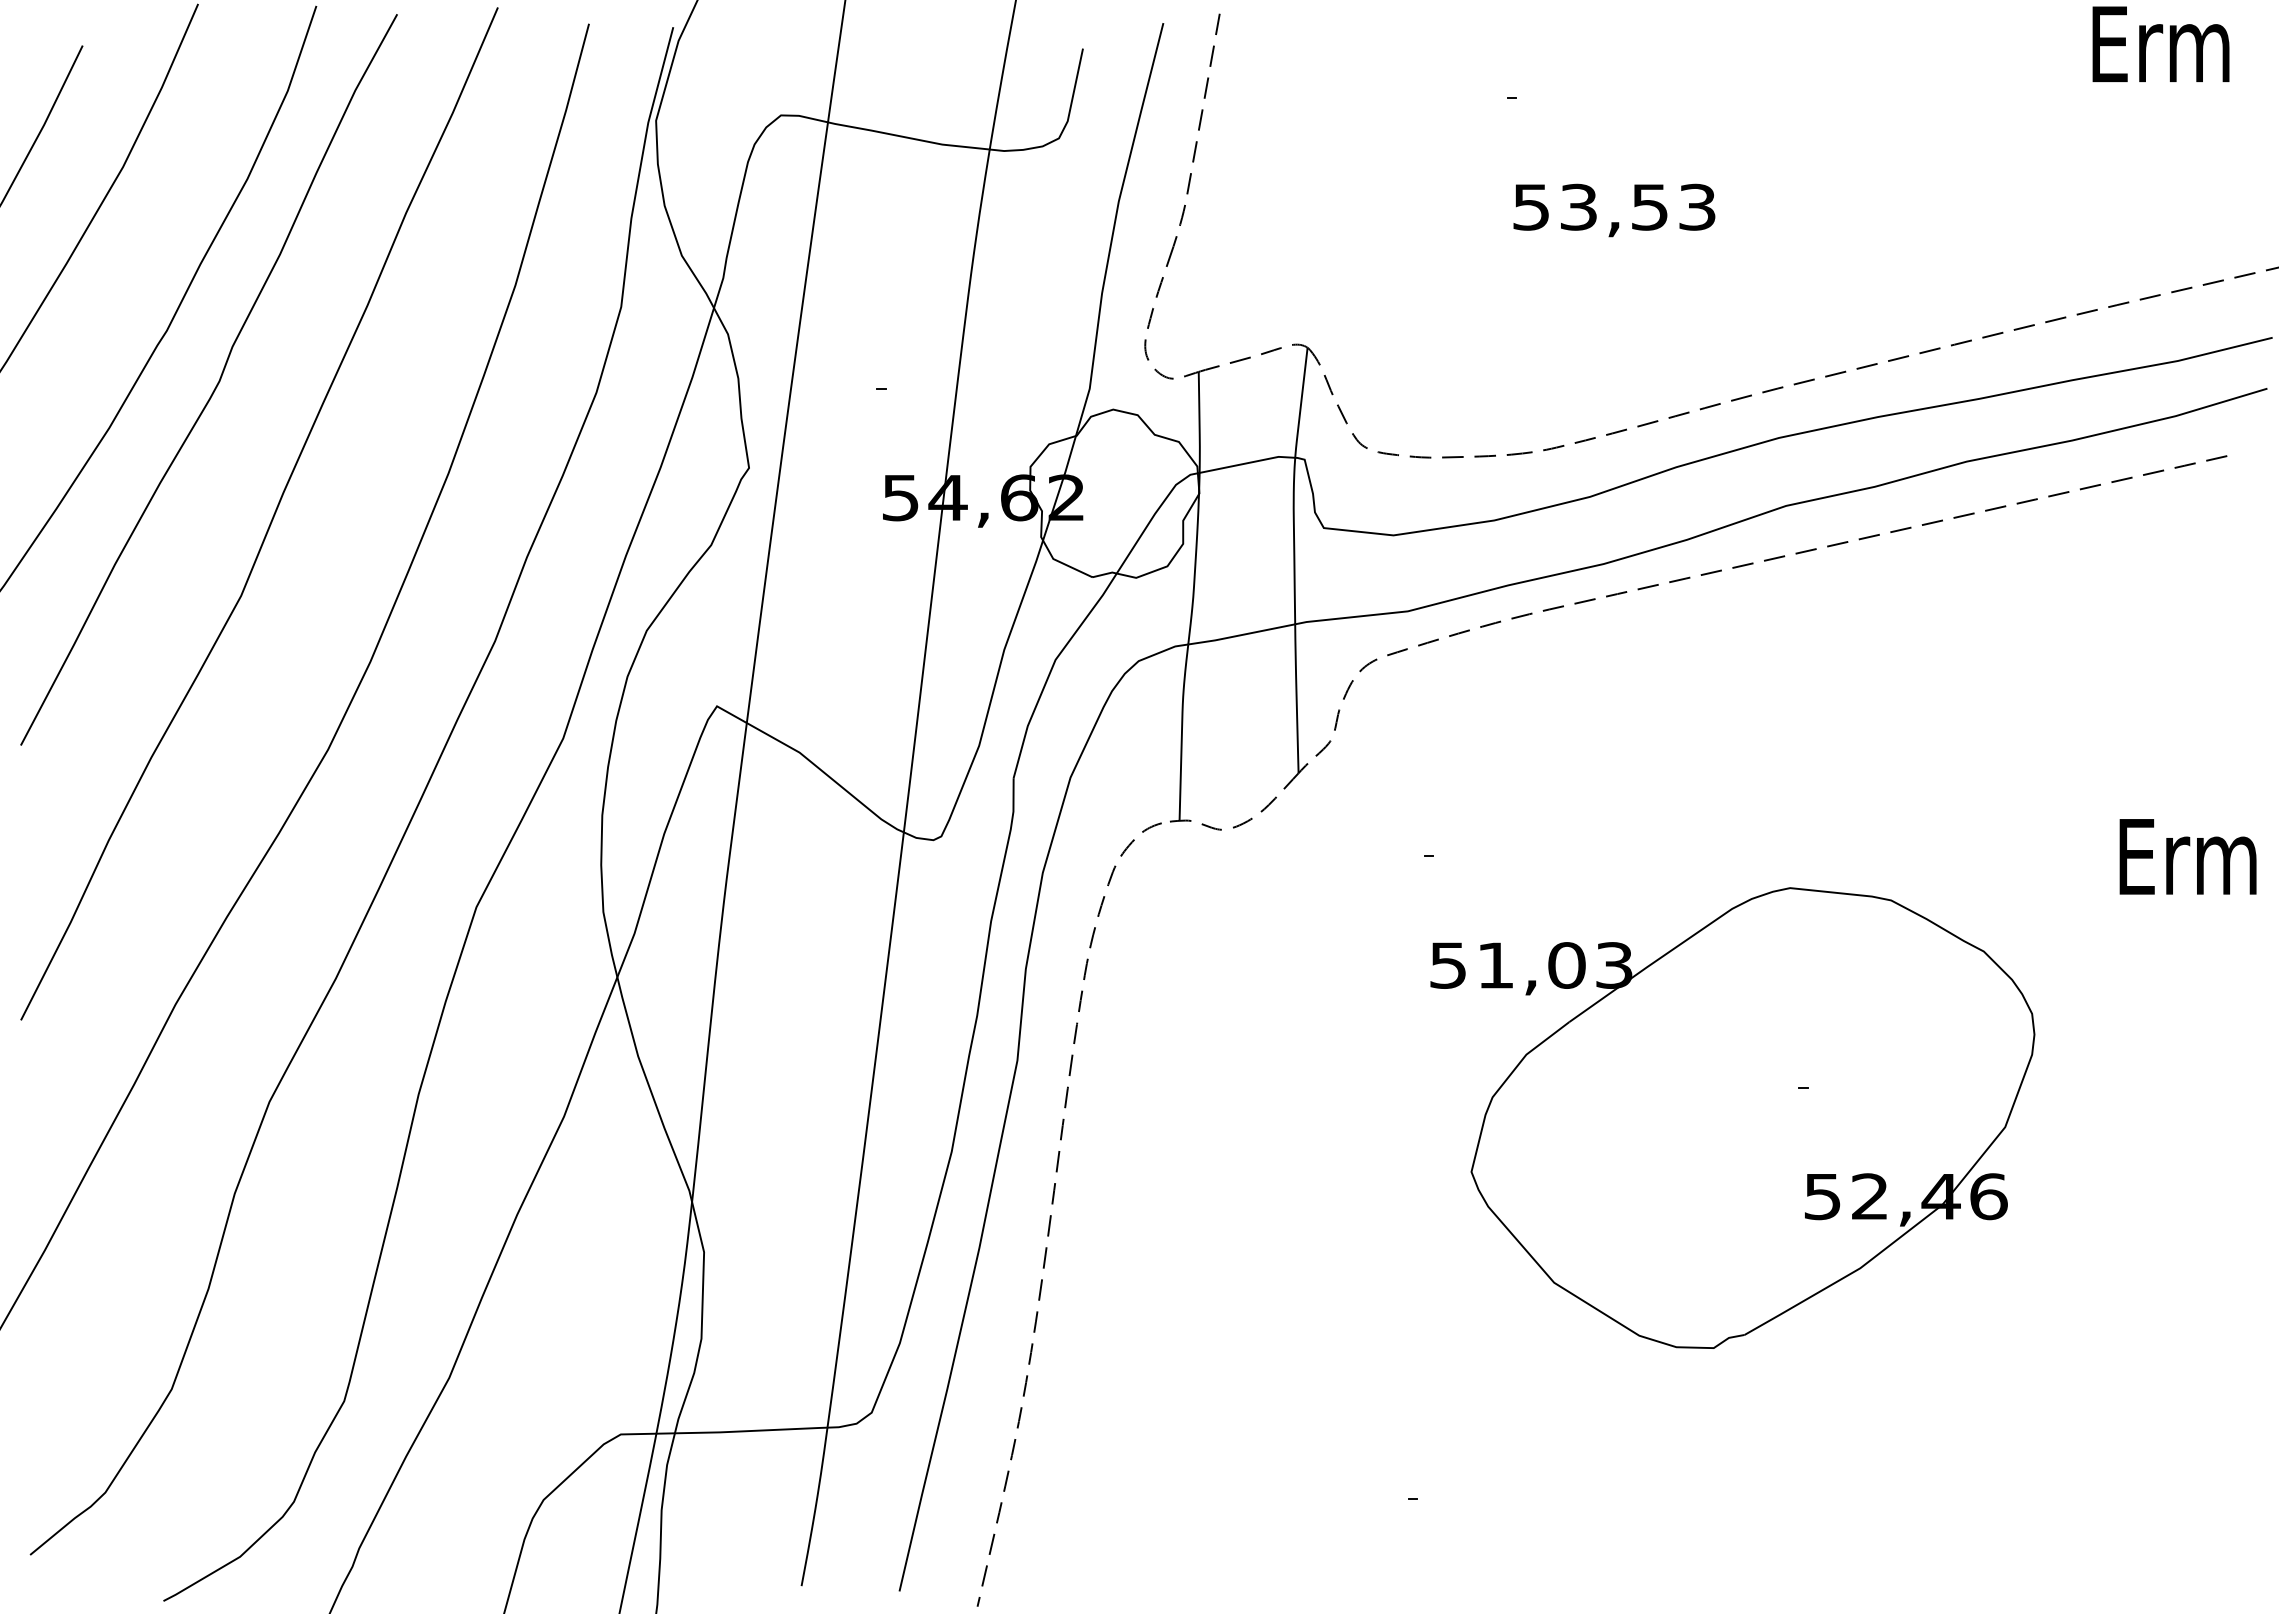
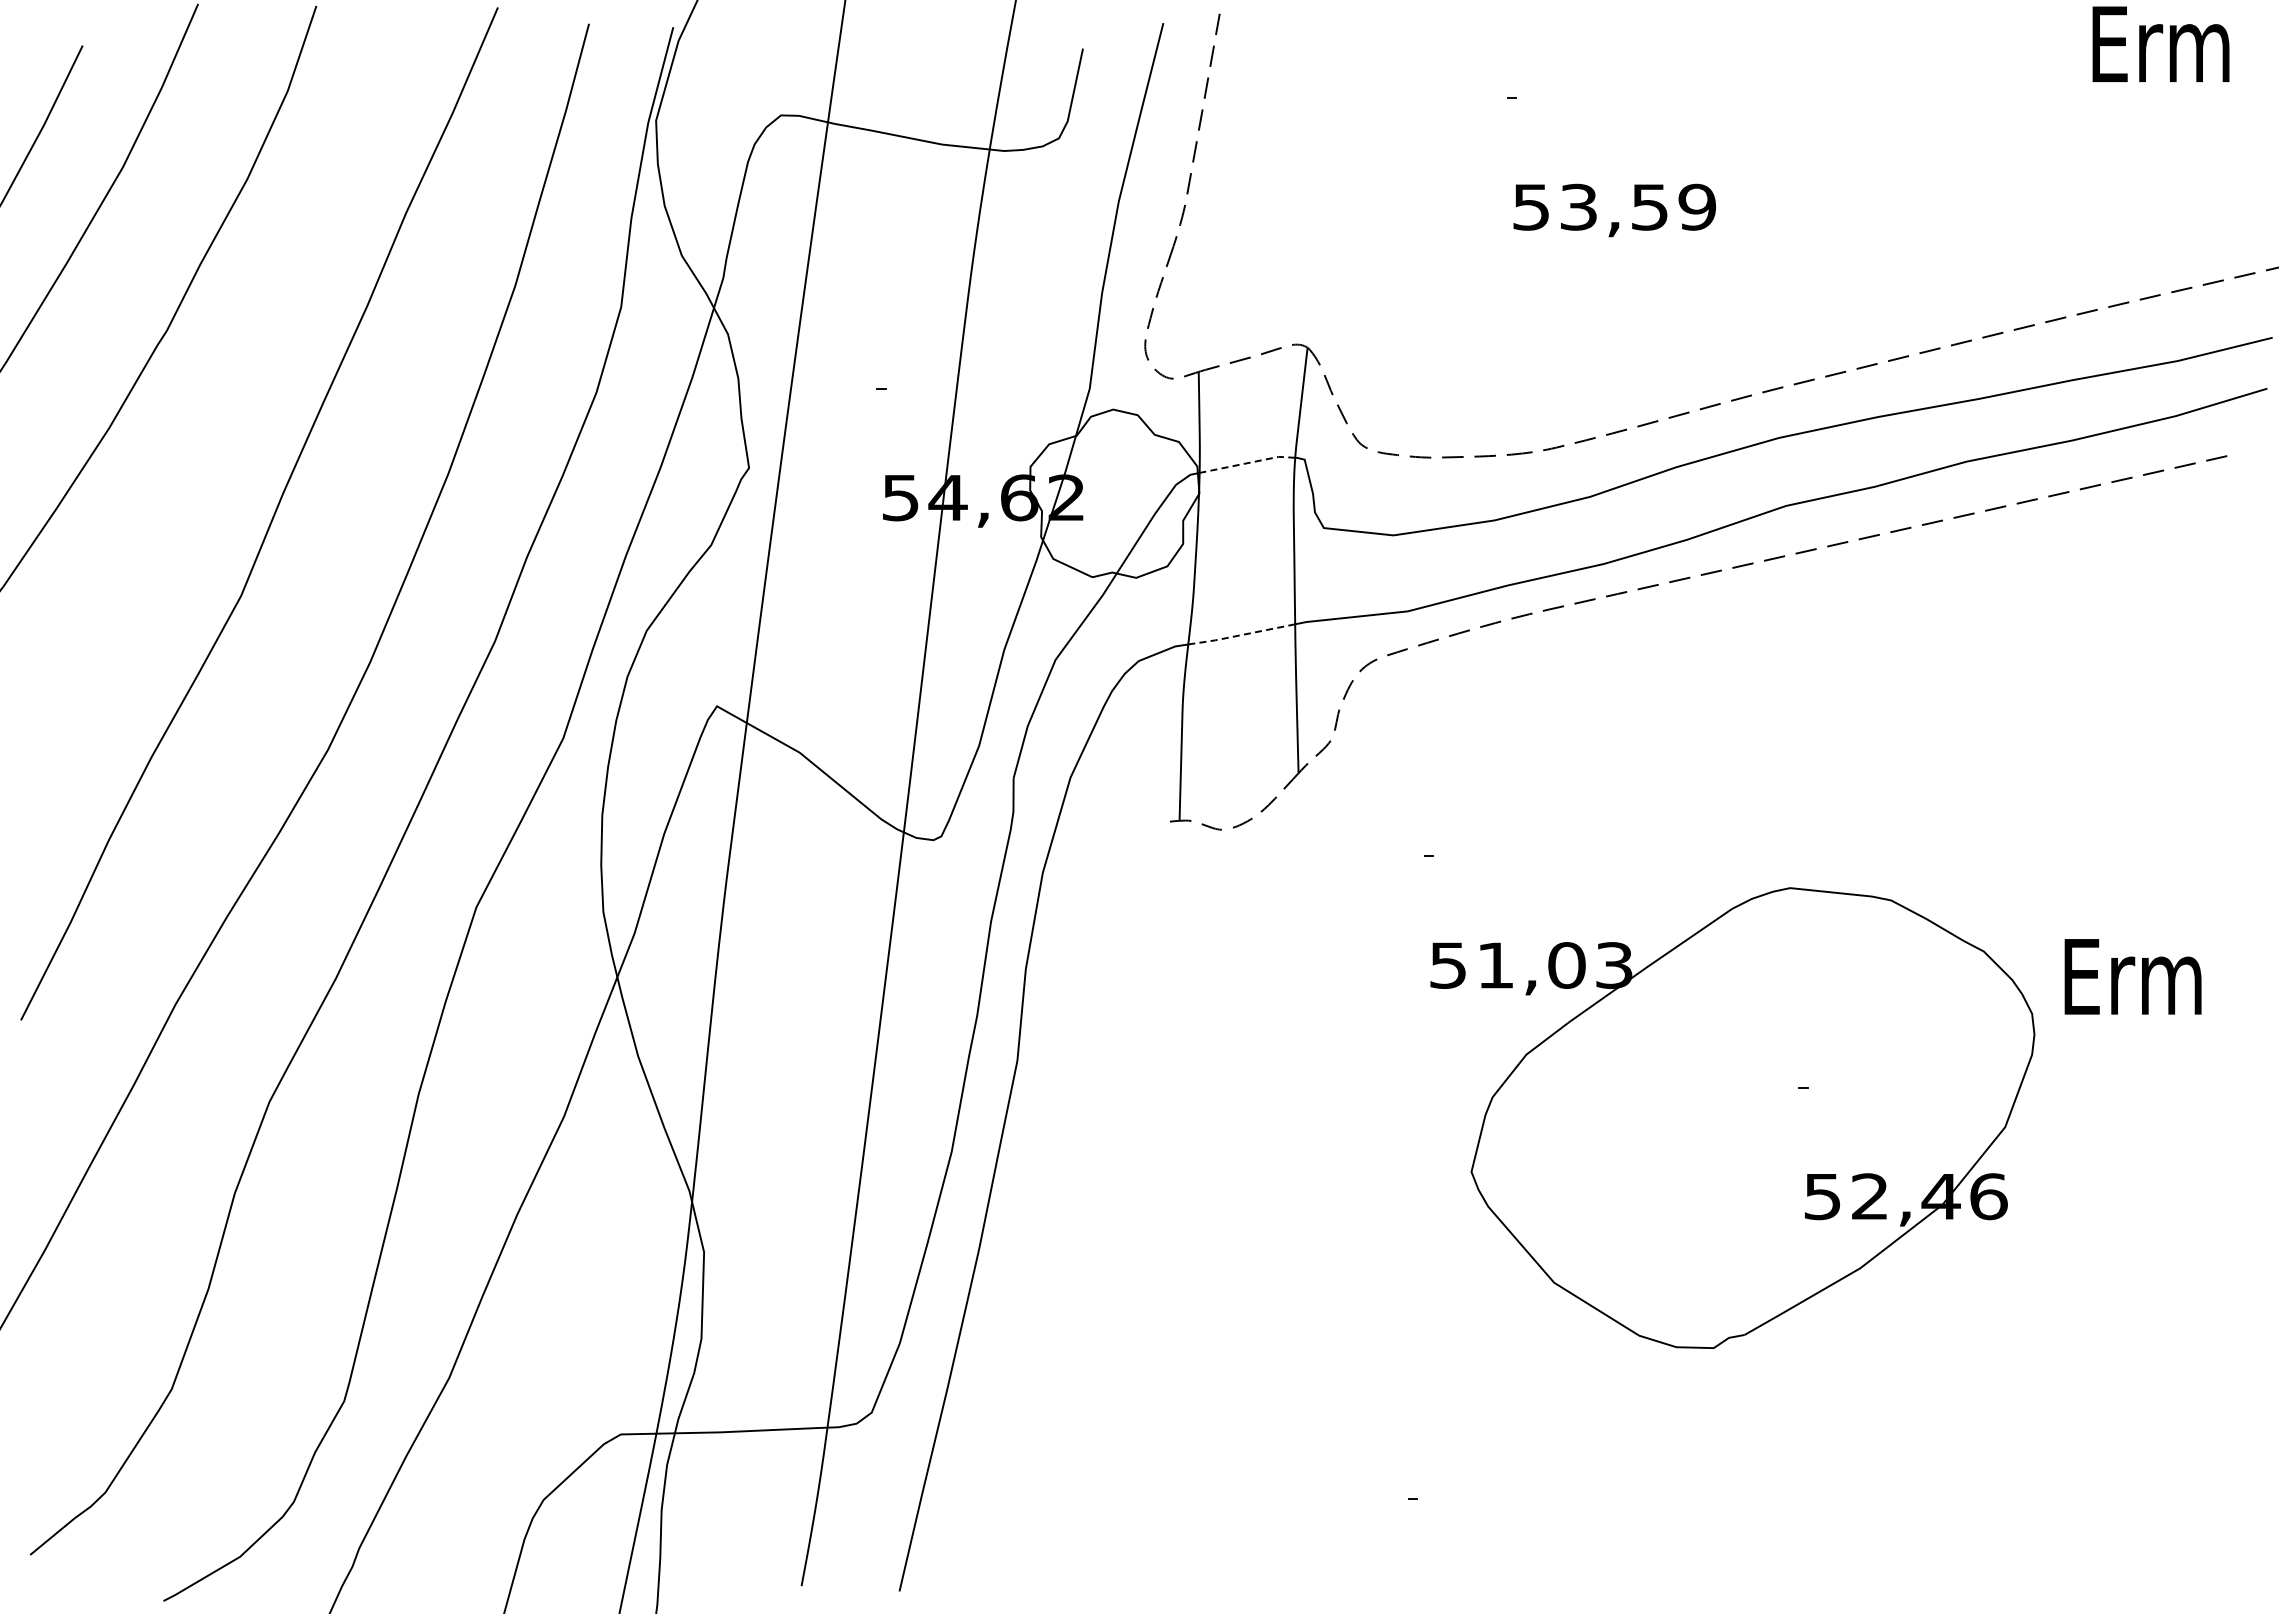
text: 53,53 -> 53,59 (1696, 206)
curve: present -> none (216, 384)
line: solid -> dashed (1247, 463)
line: solid -> dashed (1240, 635)
text position: (2187, 856) -> (2132, 976) (2132, 976)
curve: present -> none (1051, 1215)
